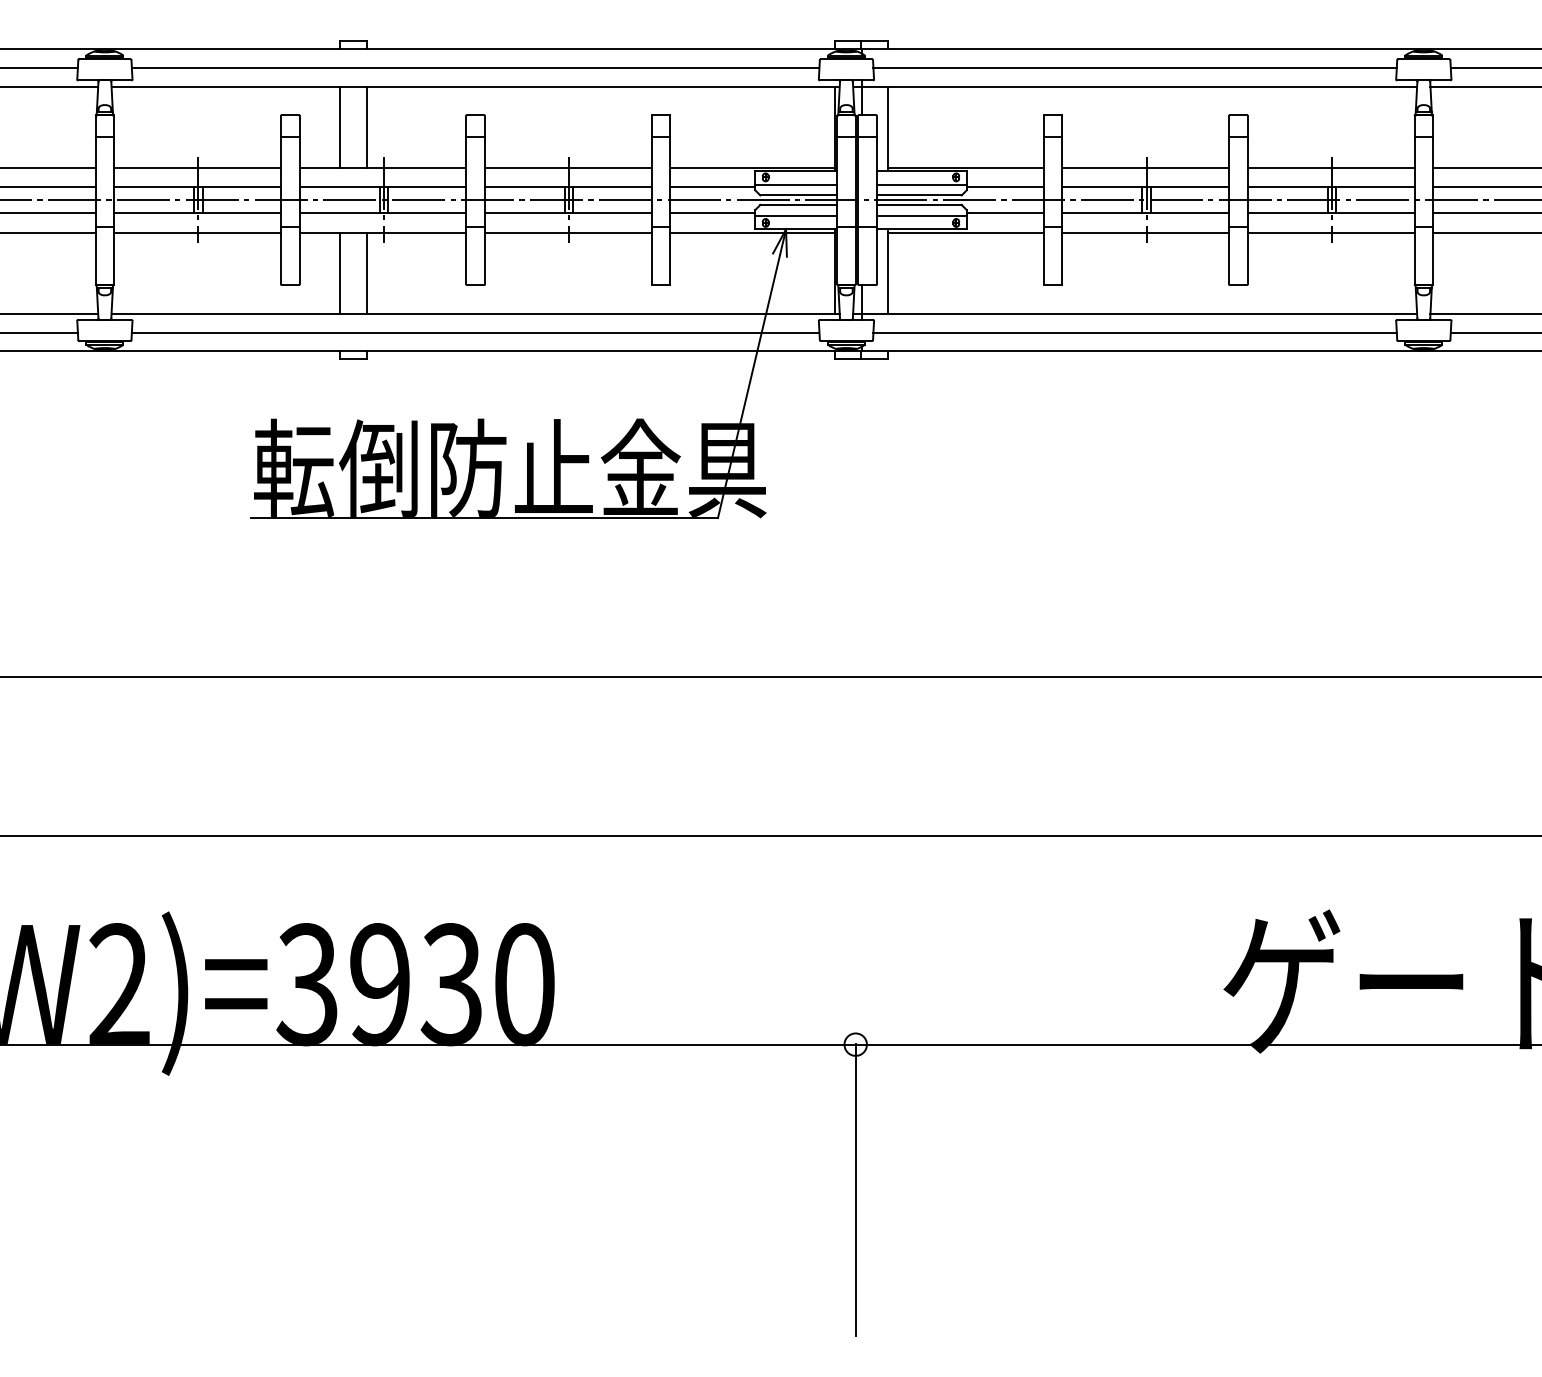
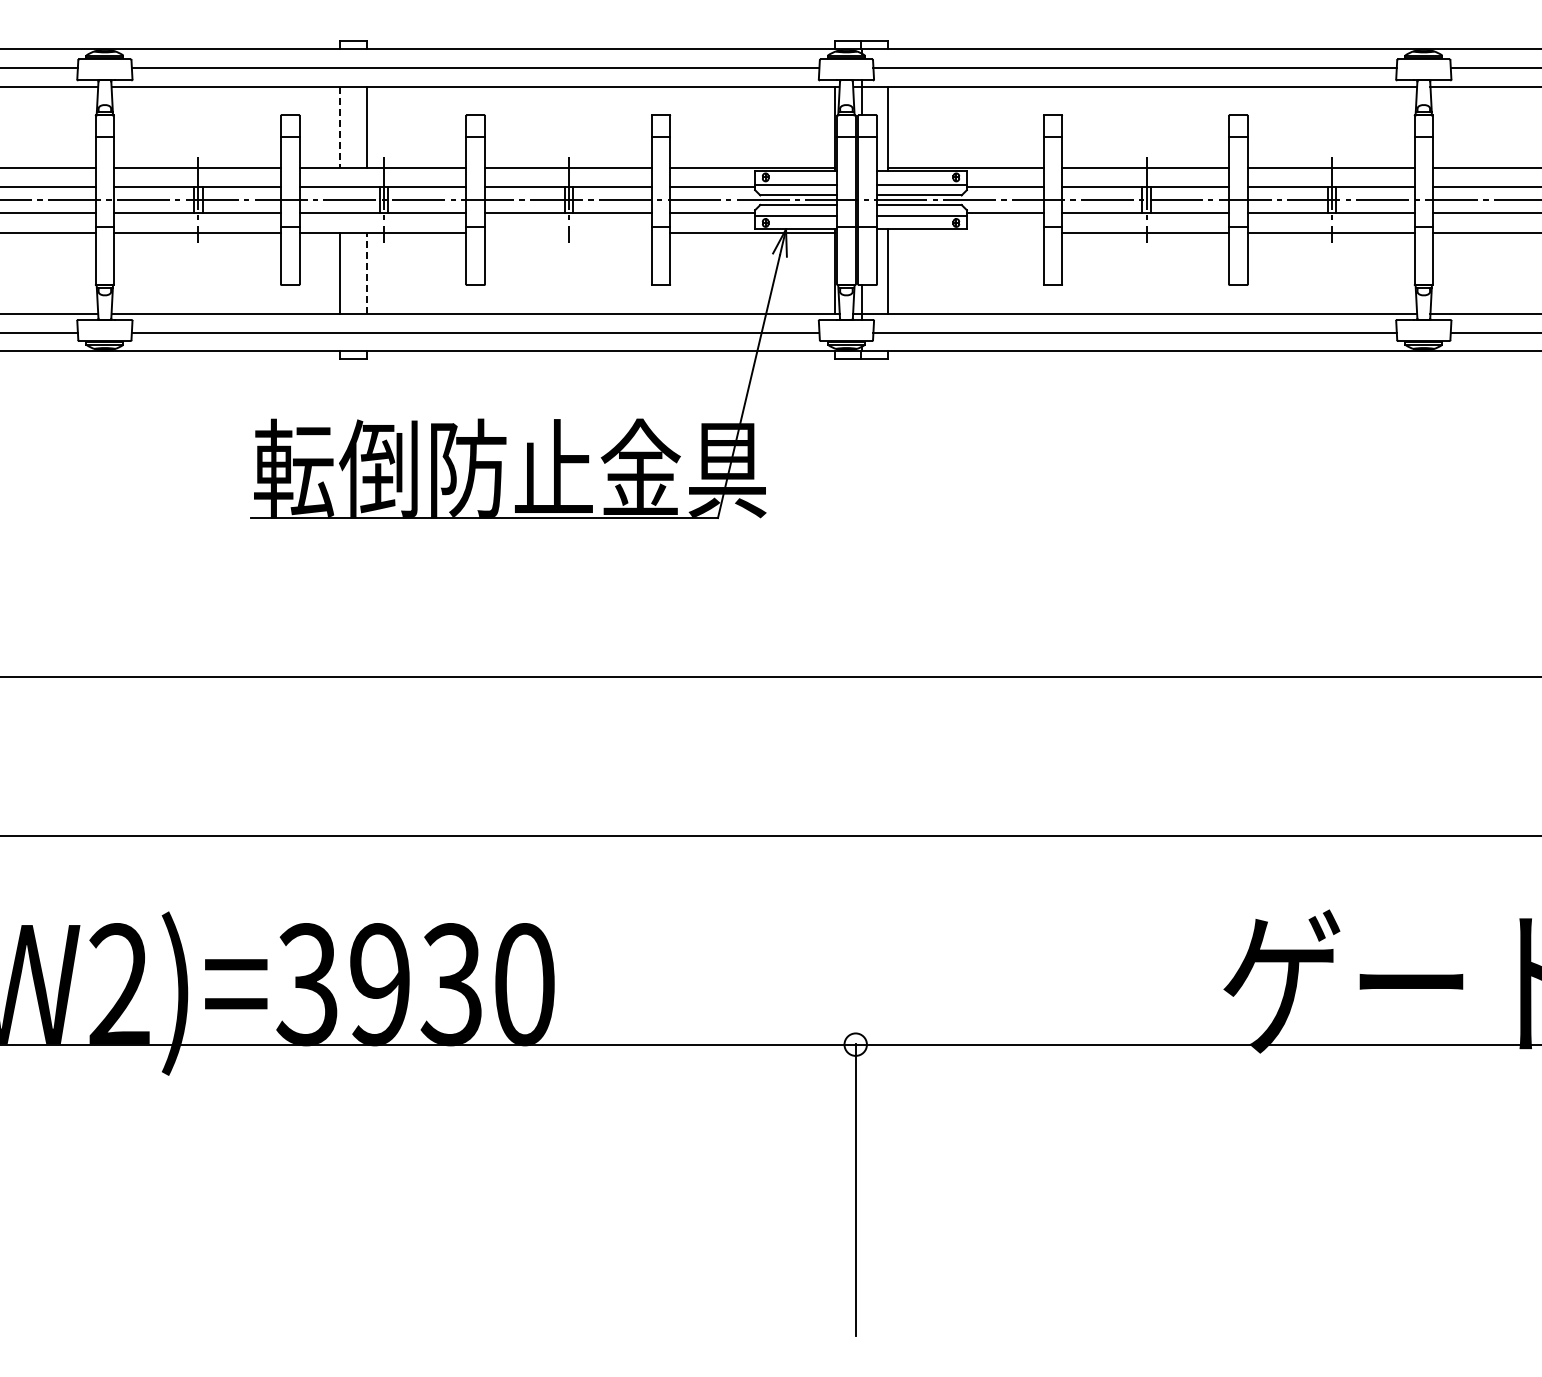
line: solid -> dashed (340, 127)
line: present -> none (567, 232)
line: present -> none (965, 232)
line: solid -> dashed (366, 273)
